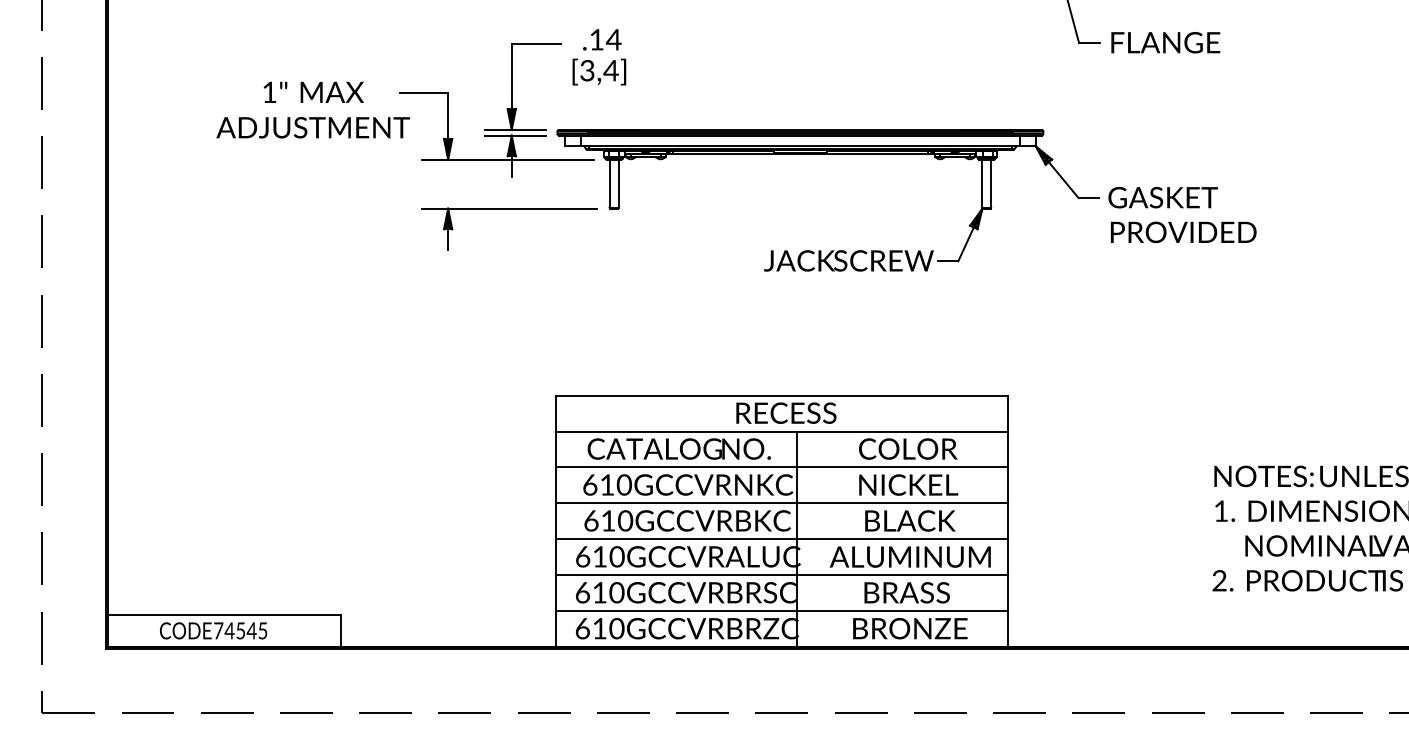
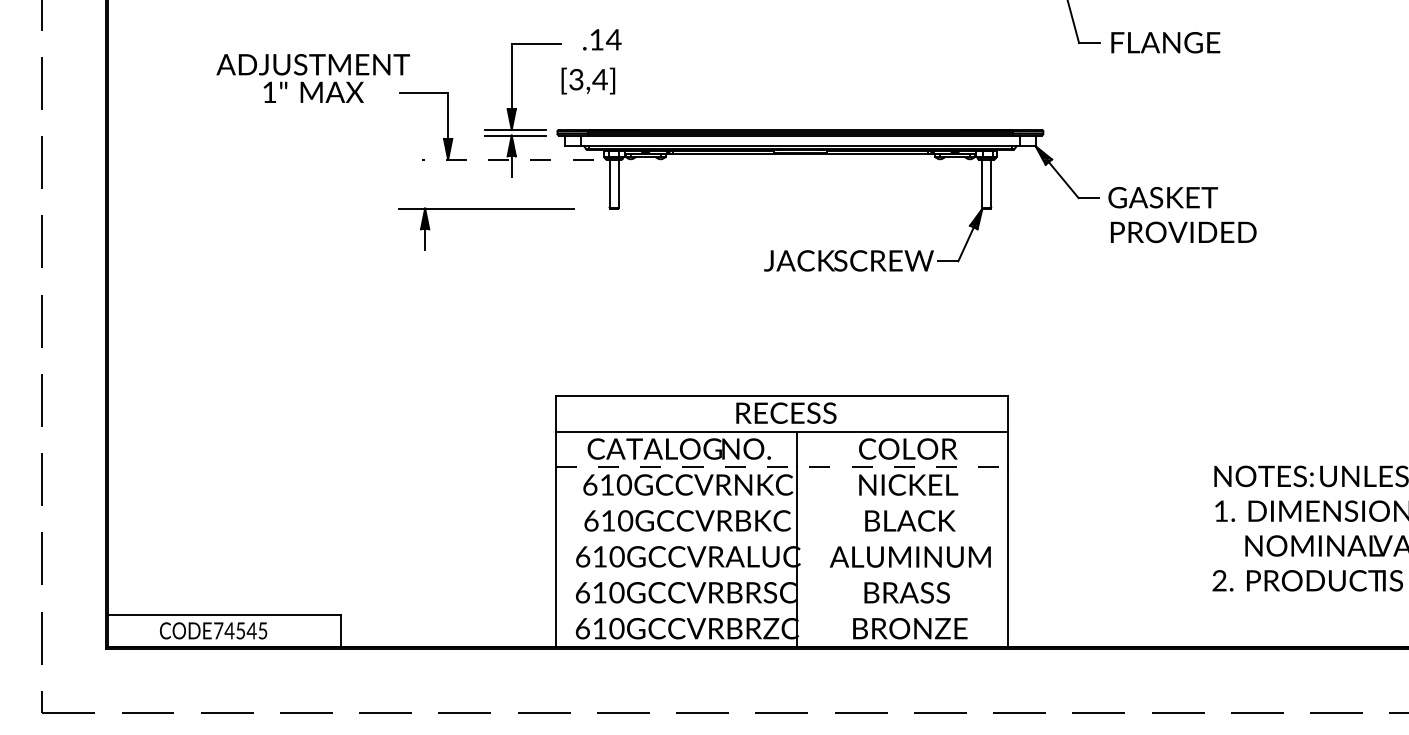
text position: (599, 71) -> (588, 80) (588, 80)
text position: (312, 127) -> (312, 64) (312, 64)
line: solid -> dashed (507, 159)
part position: (509, 209) -> (486, 209) (486, 209)
line: solid -> dashed (782, 467)
line: present -> none (781, 503)
line: present -> none (781, 539)
line: present -> none (781, 575)
line: present -> none (781, 611)
